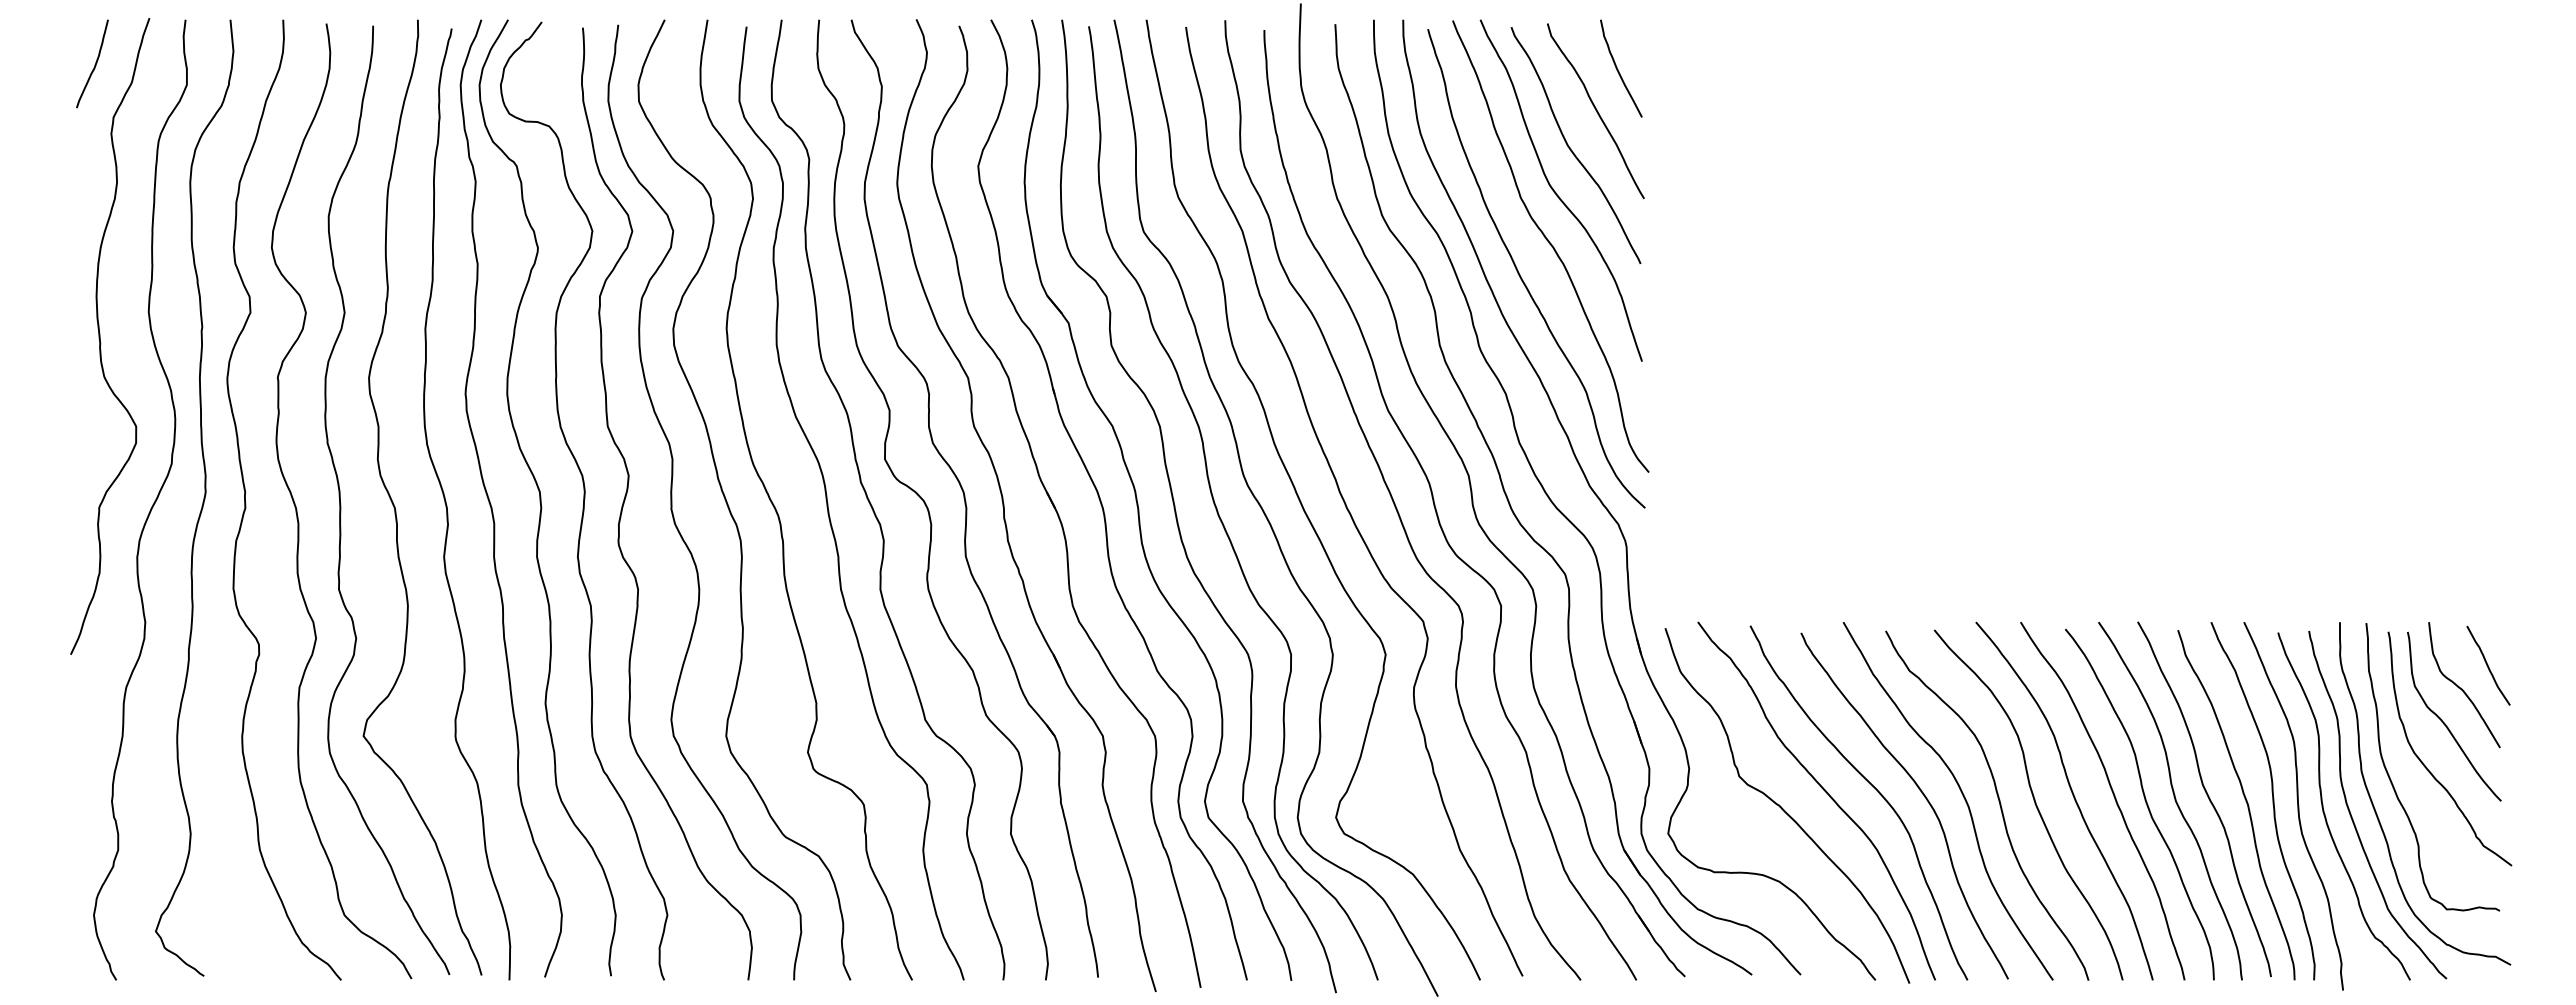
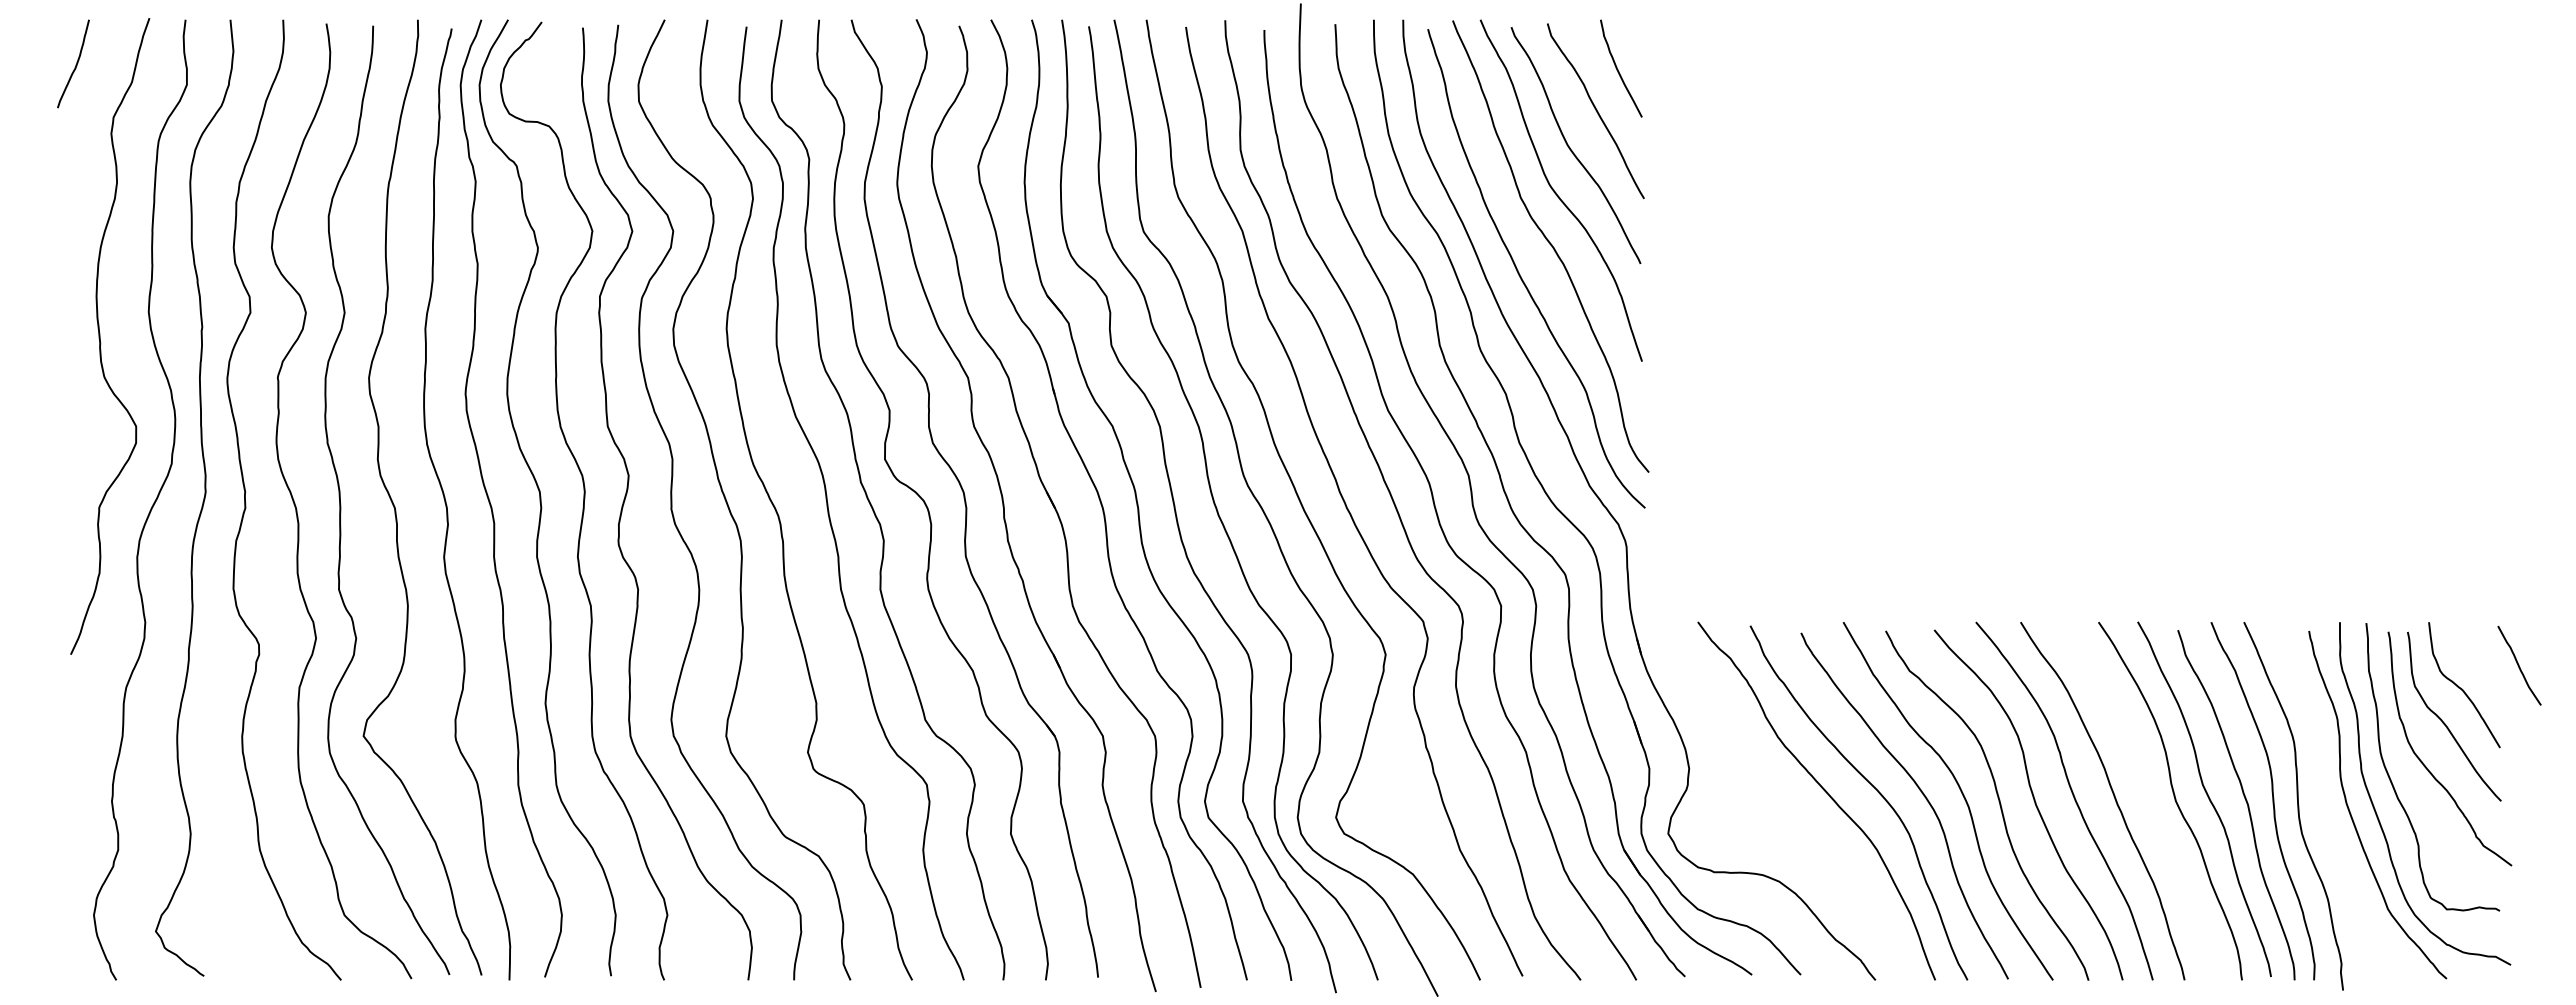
curve position: (94, 64) -> (75, 64) (75, 64)
curve position: (2488, 665) -> (2519, 665) (2519, 665)
curve: present -> none (2145, 803)
curve: present -> none (1783, 808)
curve: present -> none (2324, 810)
